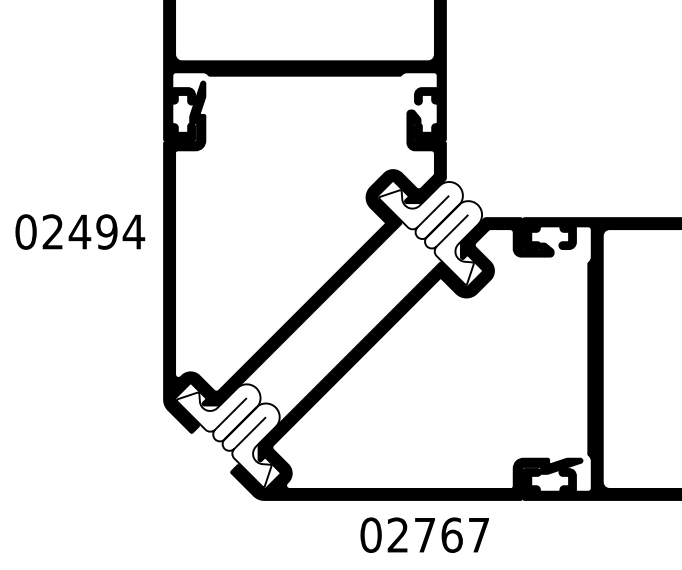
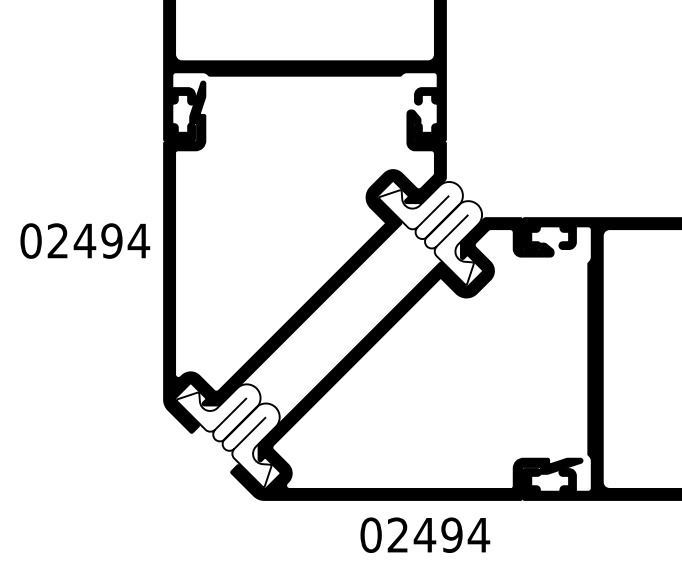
text position: (80, 231) -> (85, 240) (85, 240)
text: 02767 -> 02494 (451, 534)
